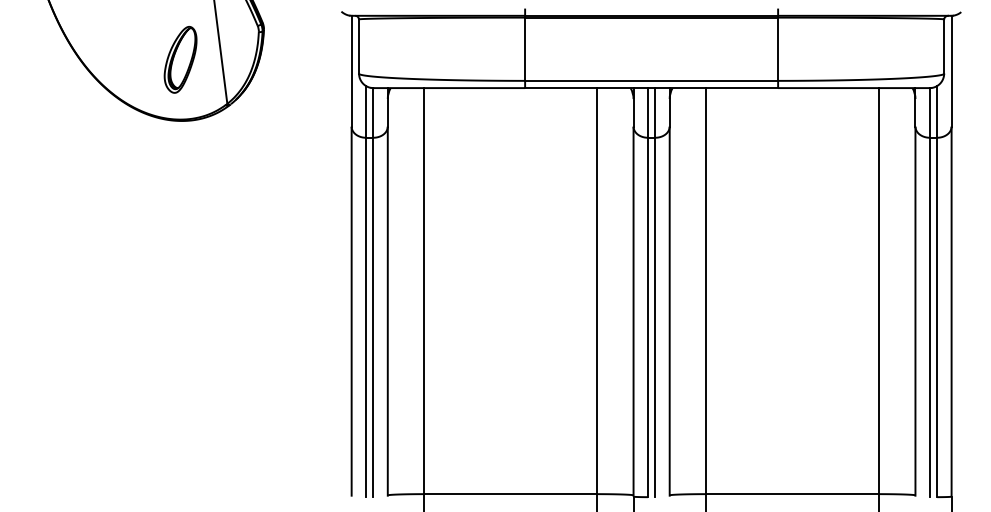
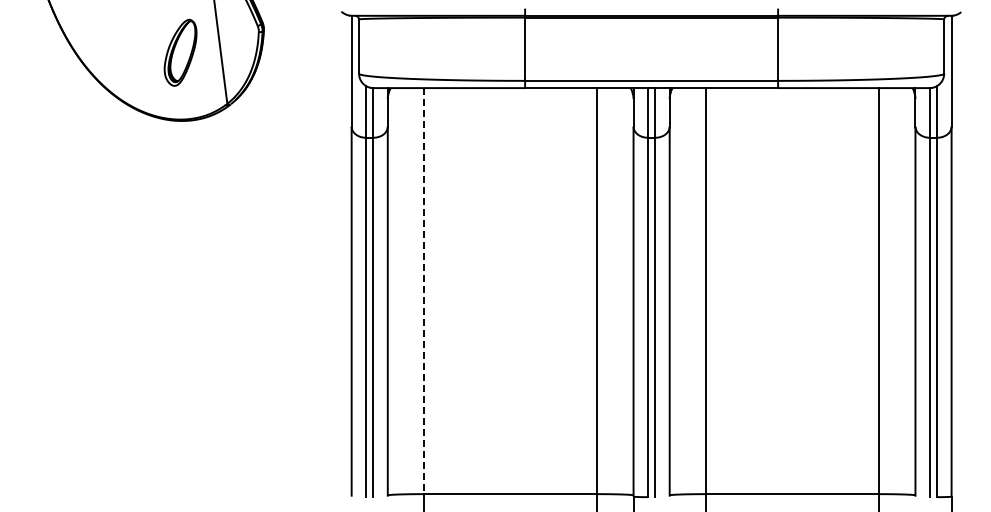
part position: (180, 59) -> (180, 52) (180, 52)
line: solid -> dashed (423, 291)
